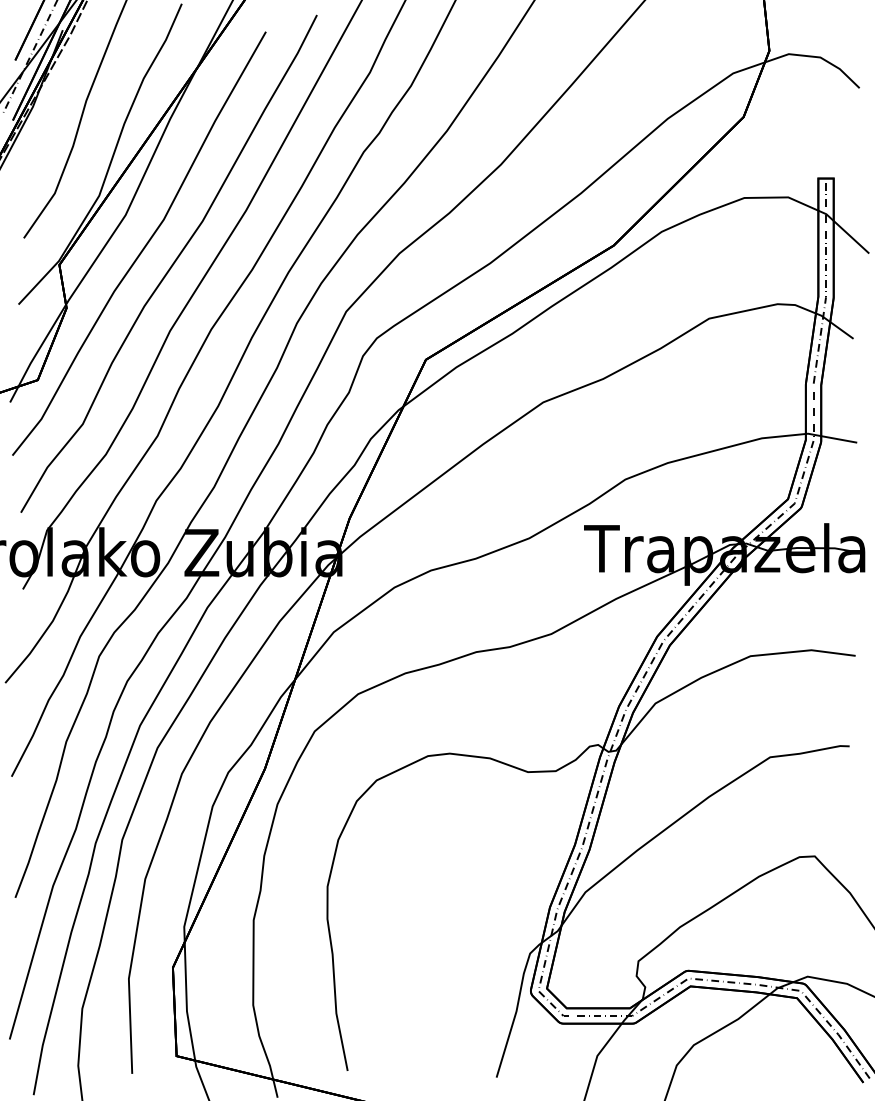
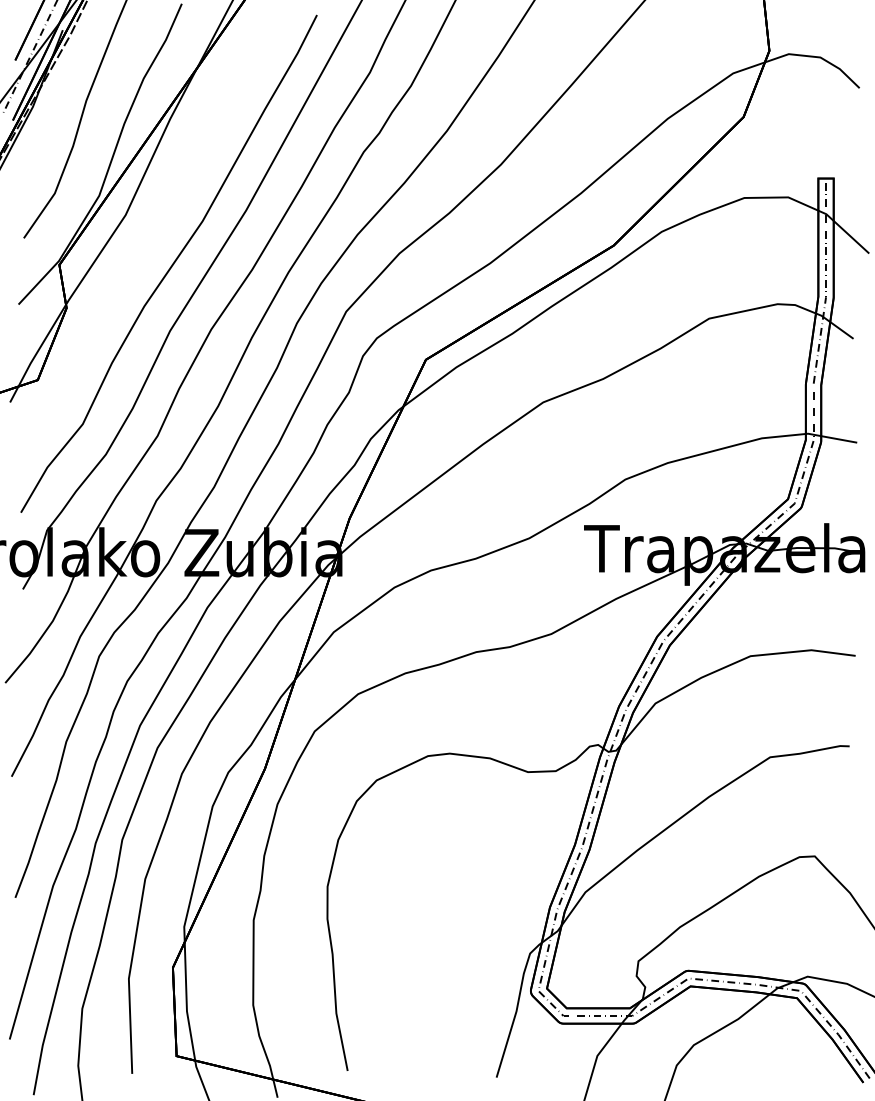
curve: present -> none (144, 245)
